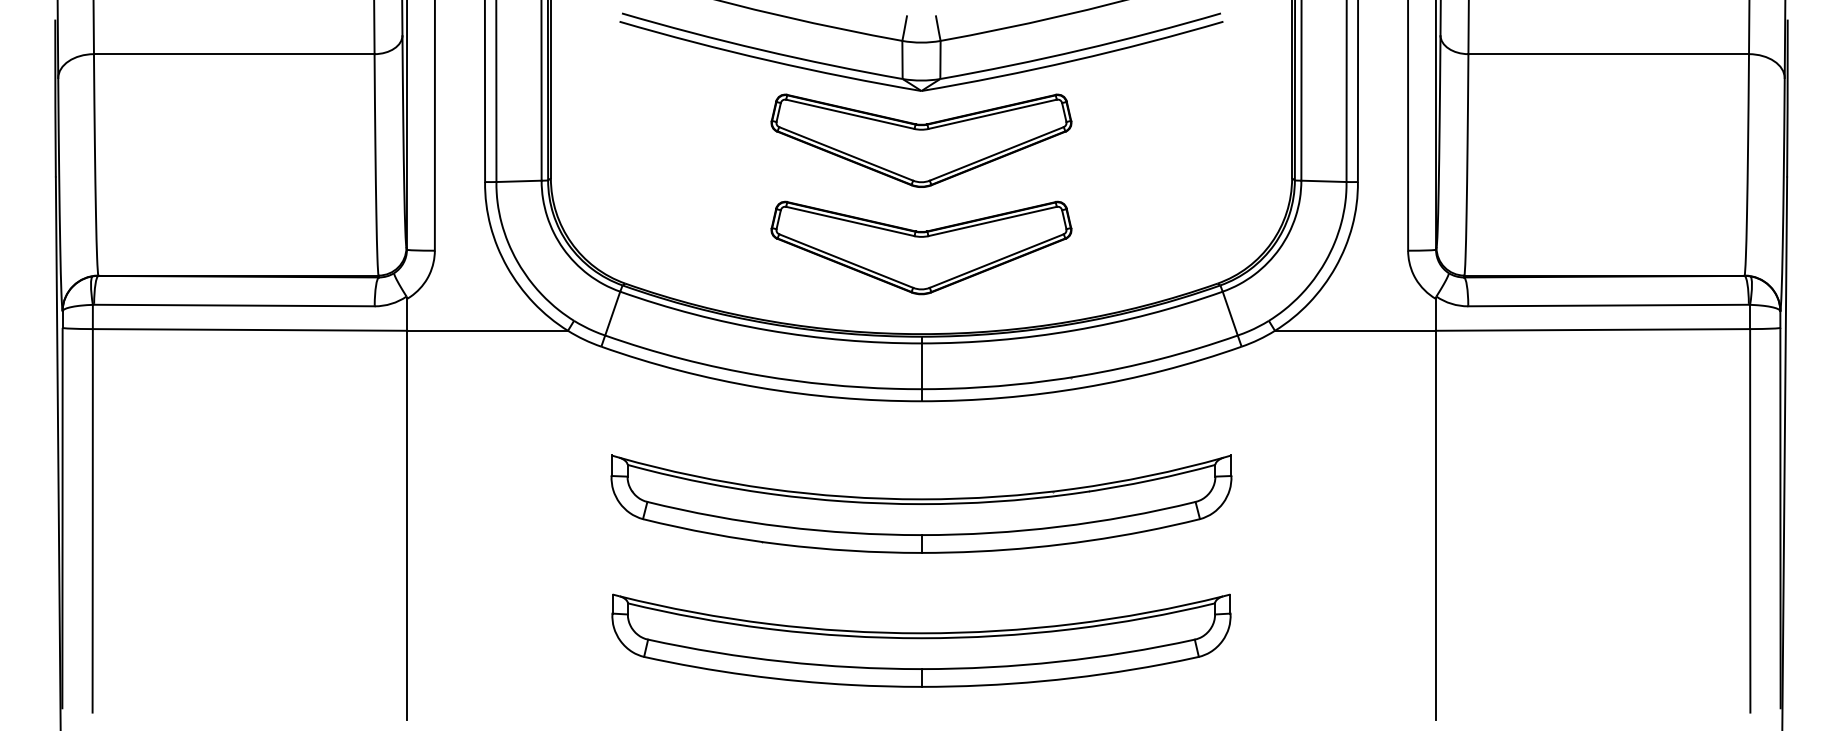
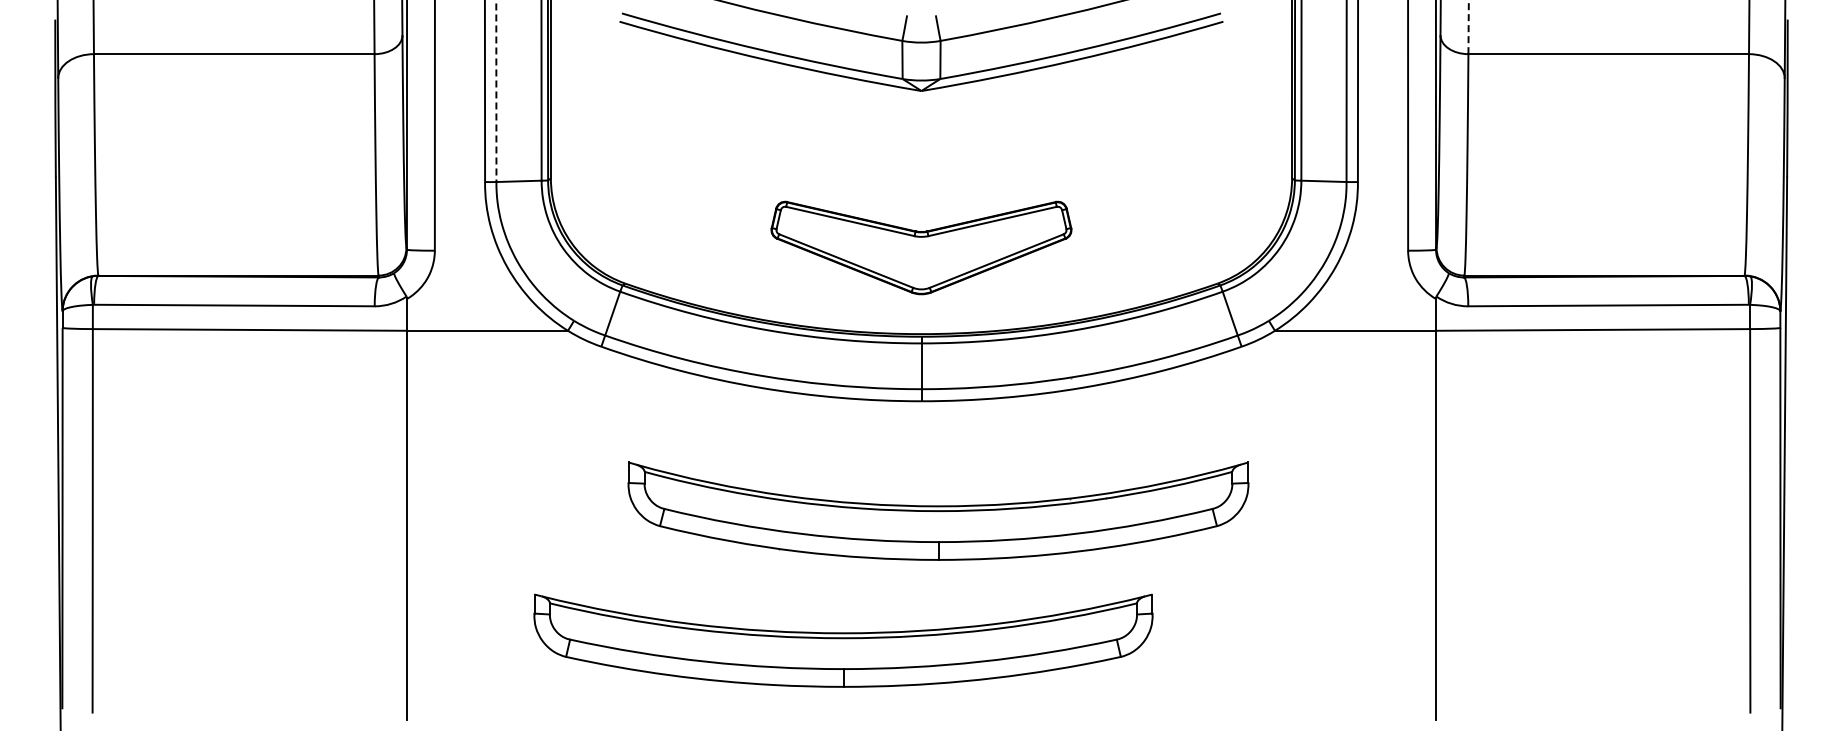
line: solid -> dashed (1468, 27)
line: solid -> dashed (496, 91)
part: present -> none (921, 140)
part position: (921, 503) -> (938, 510) (938, 510)
part position: (921, 640) -> (843, 640) (843, 640)
